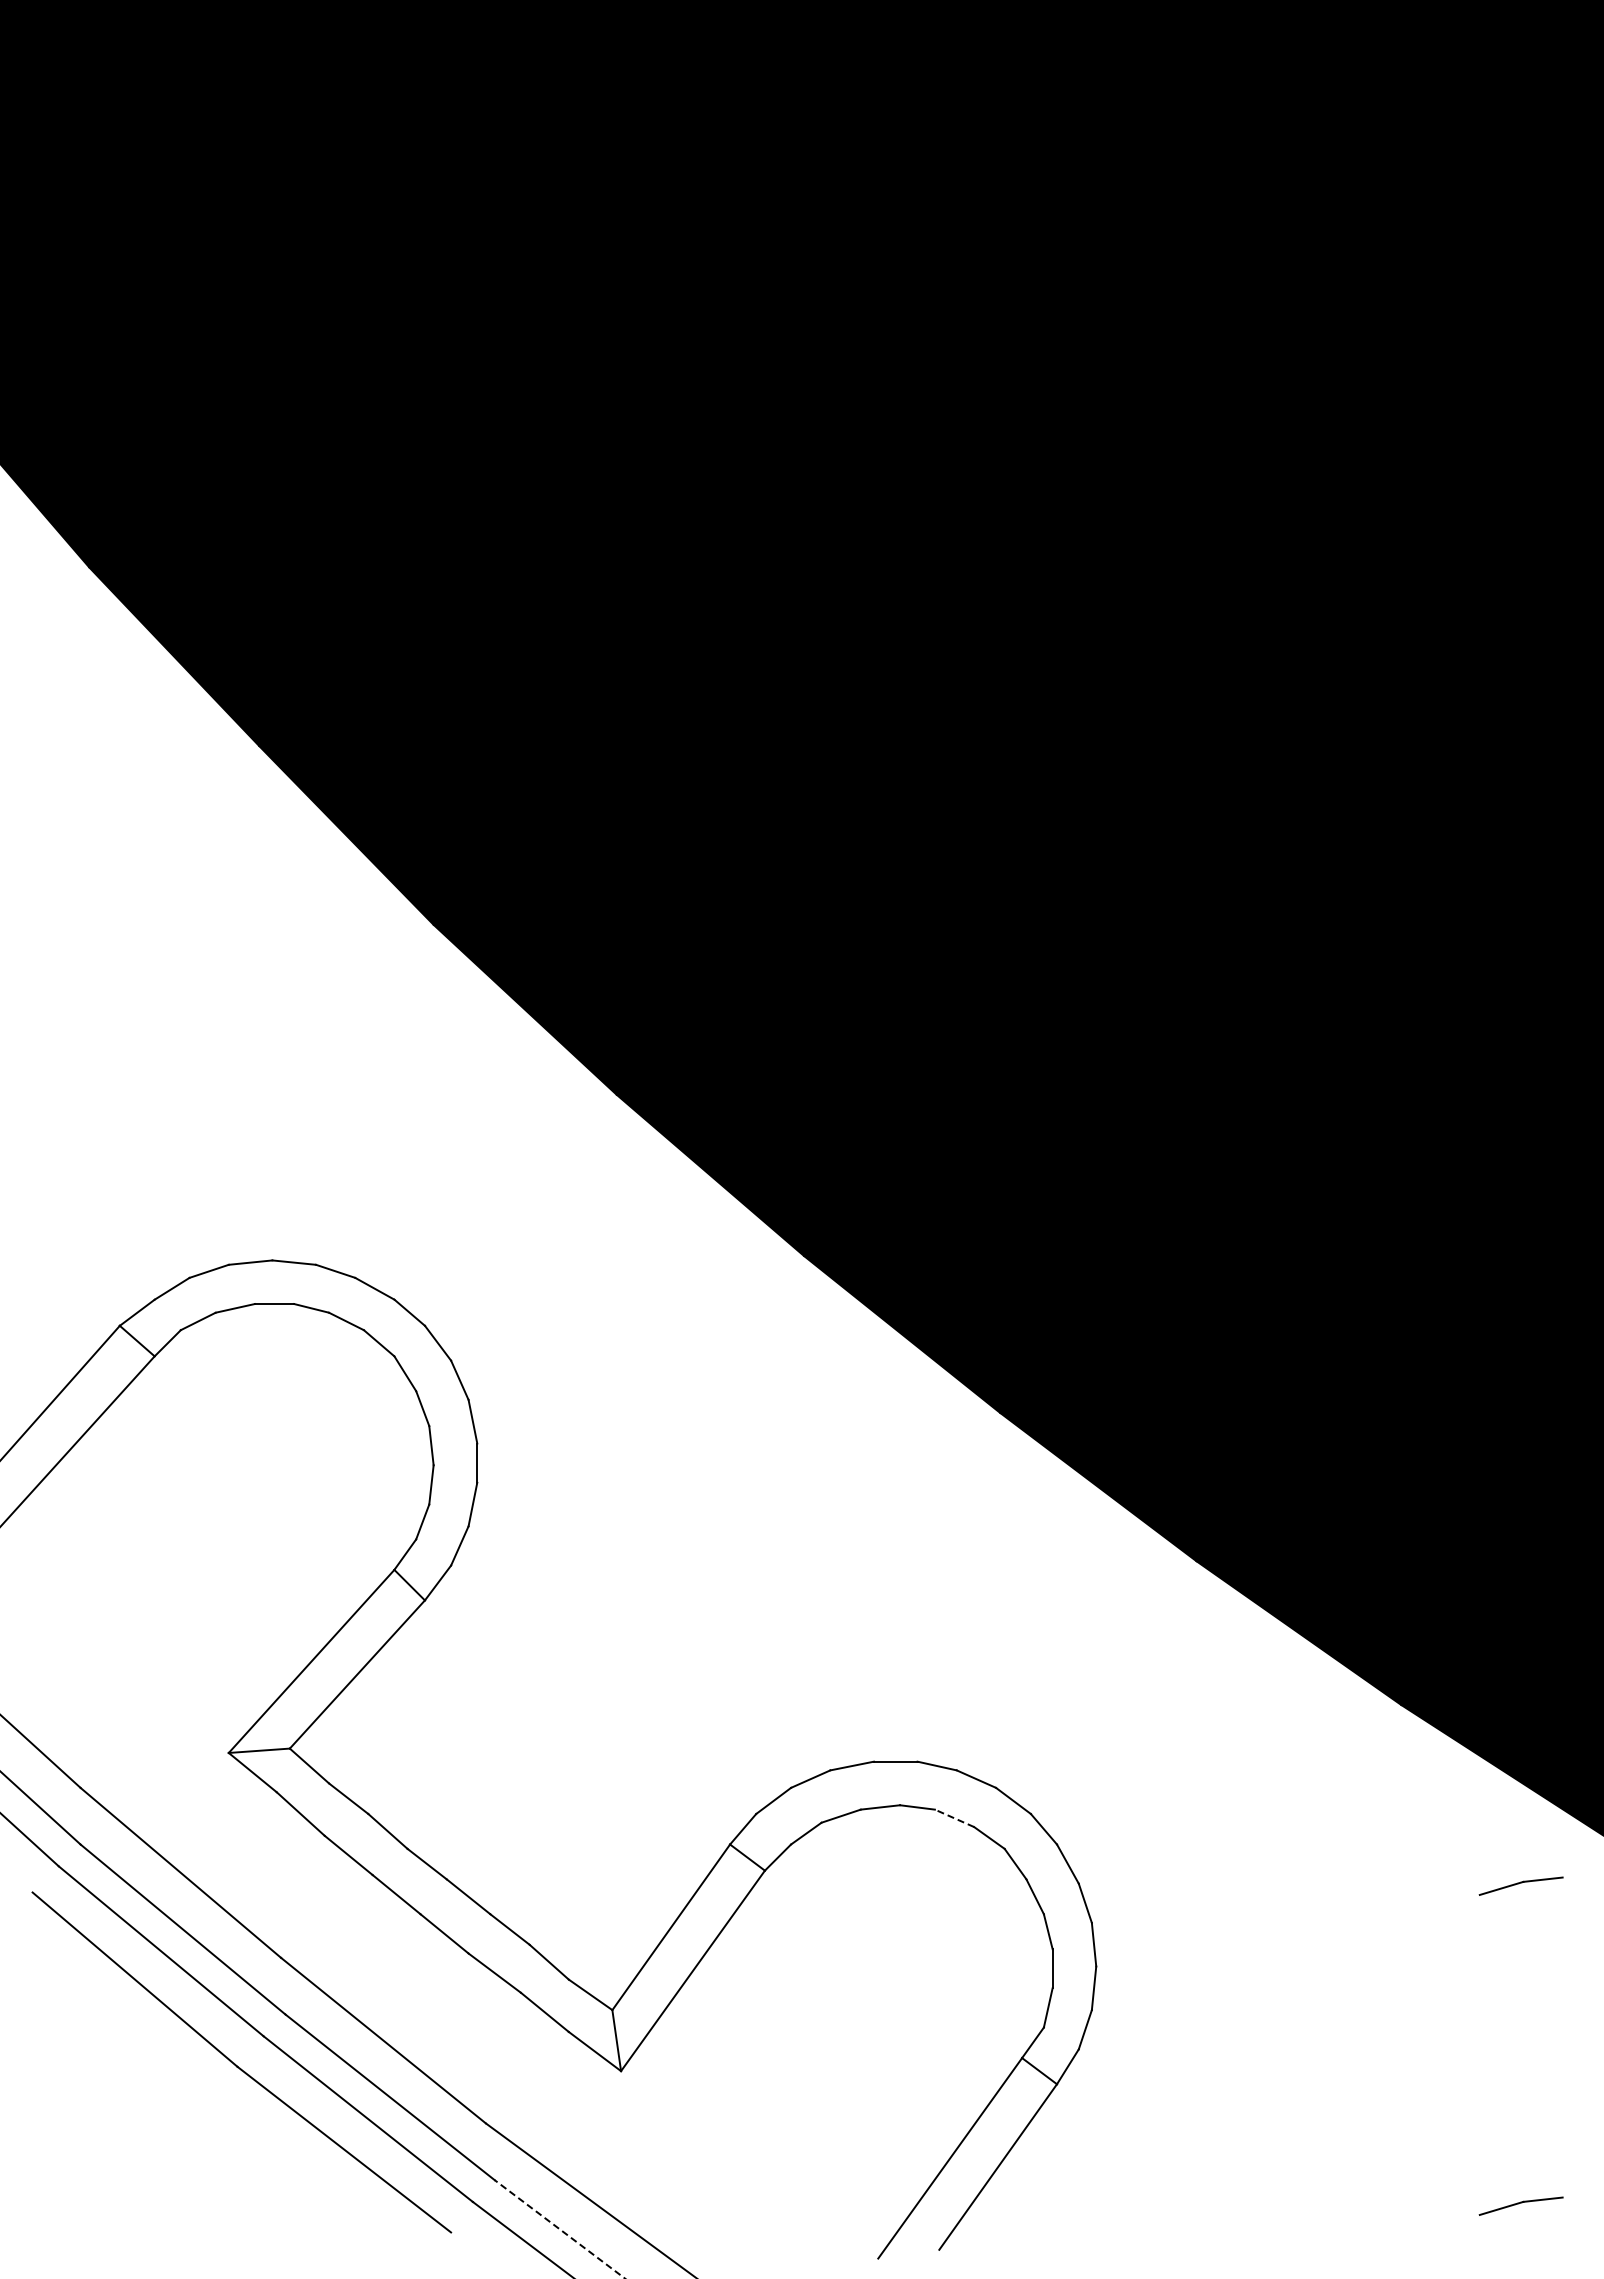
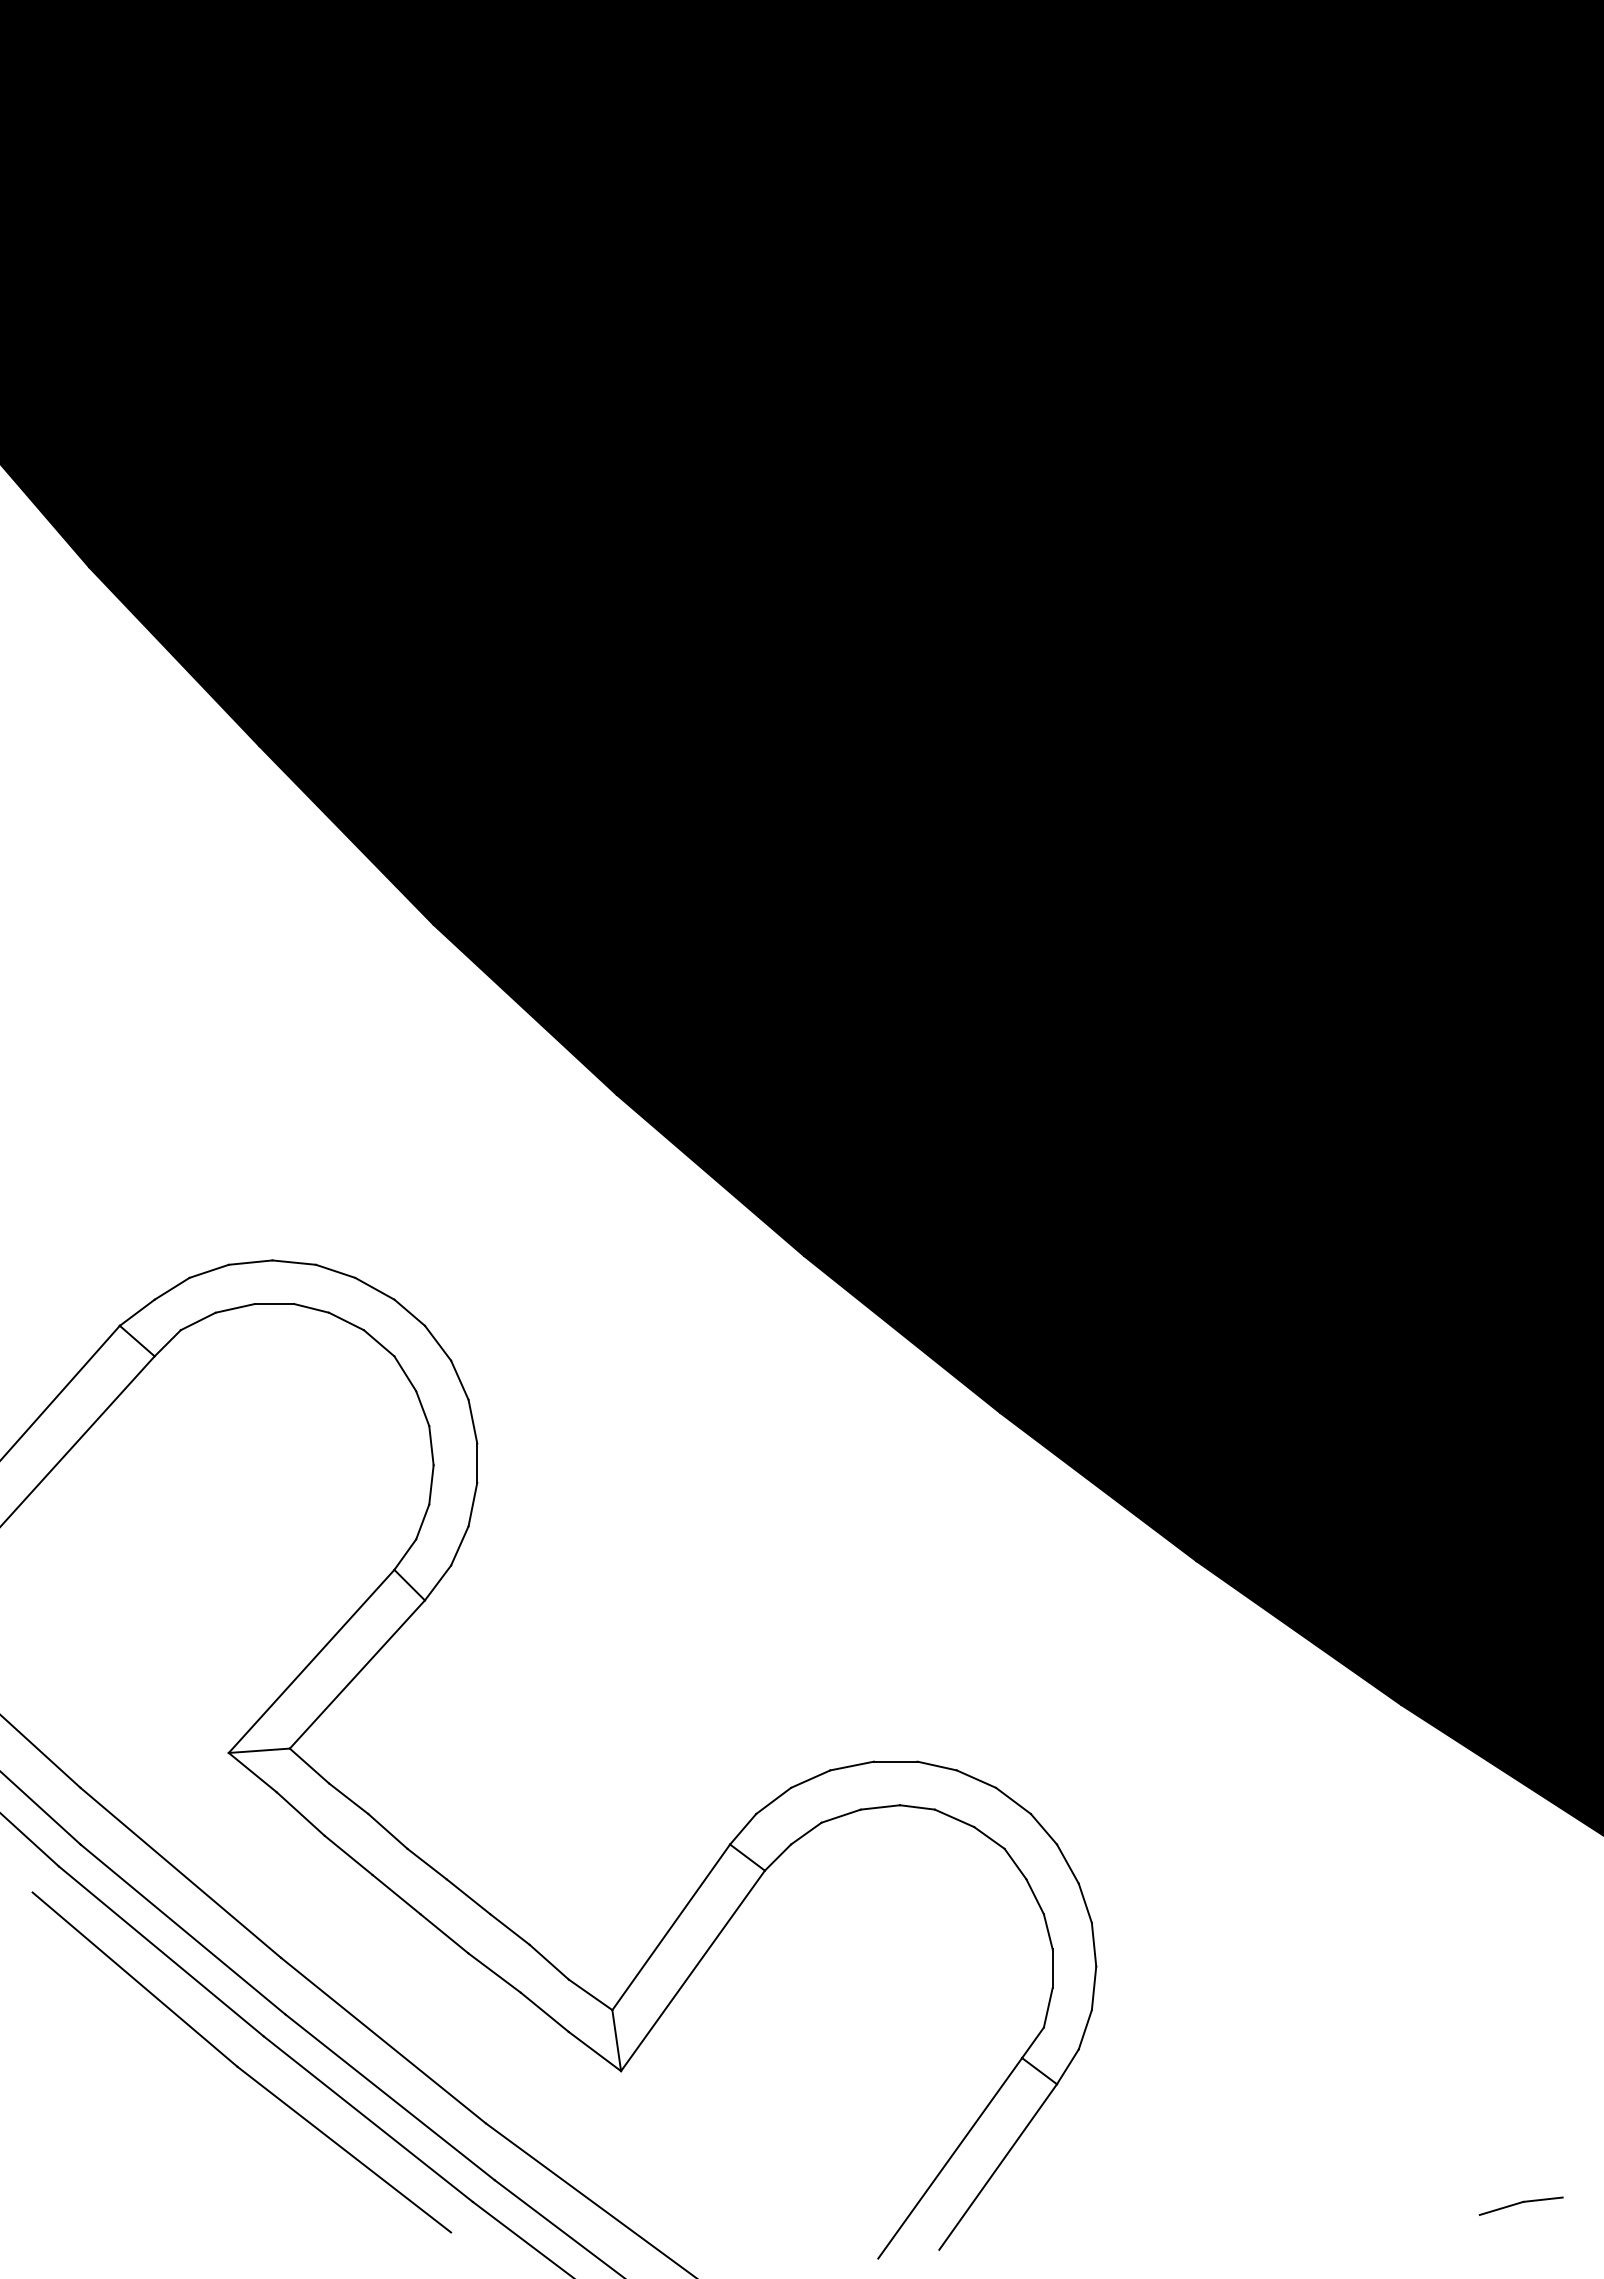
line: dashed -> solid (954, 1818)
part: present -> none (1520, 1885)
line: dashed -> solid (560, 2229)
